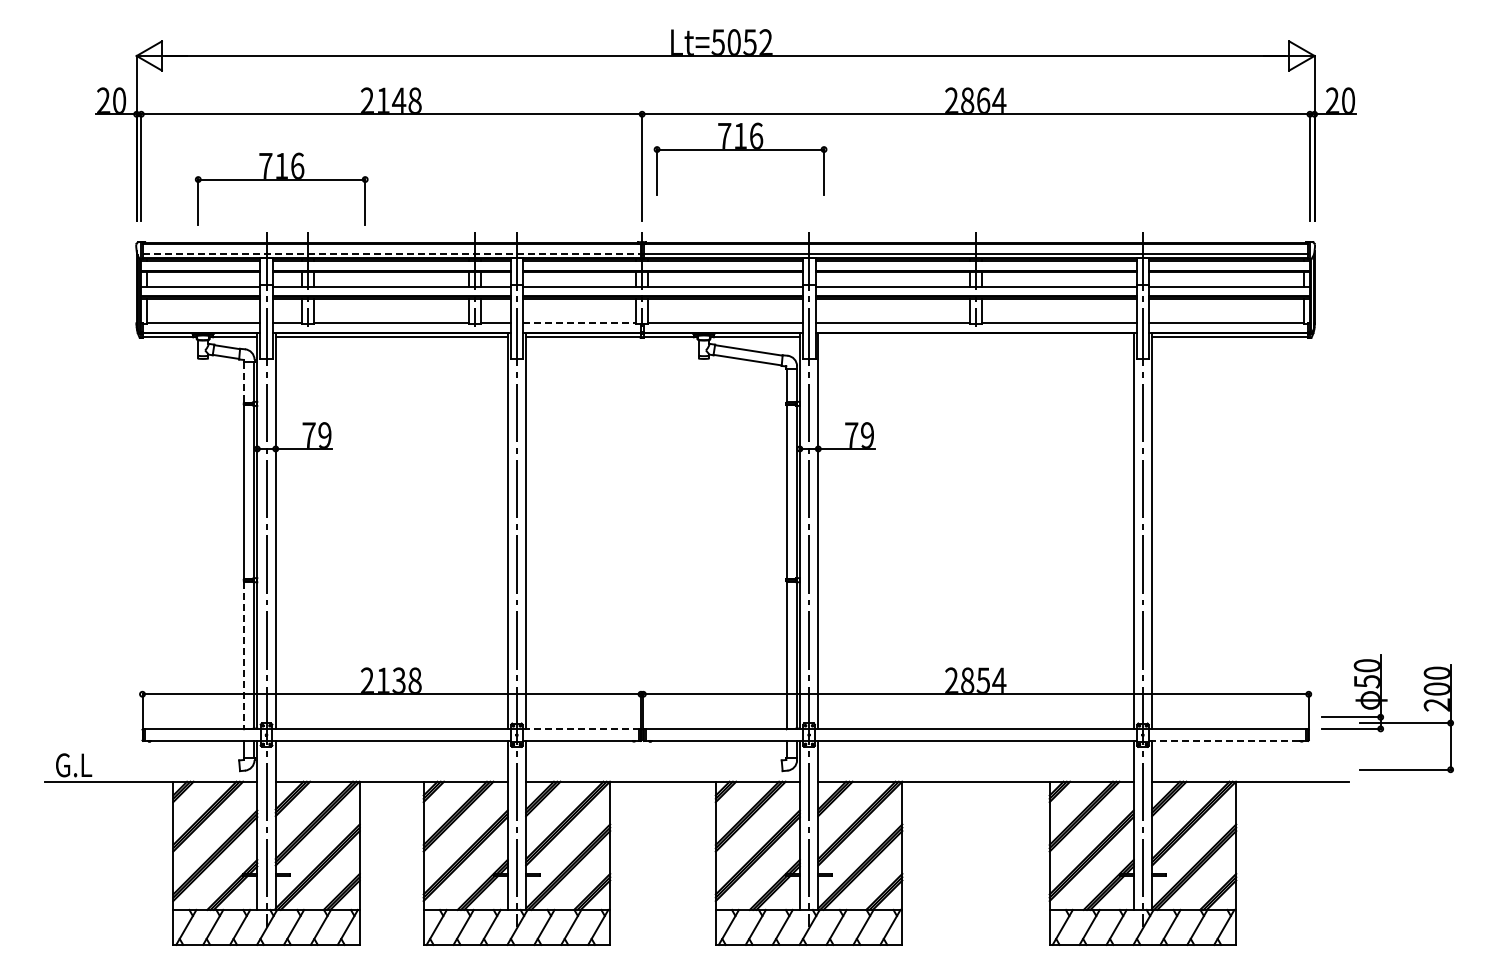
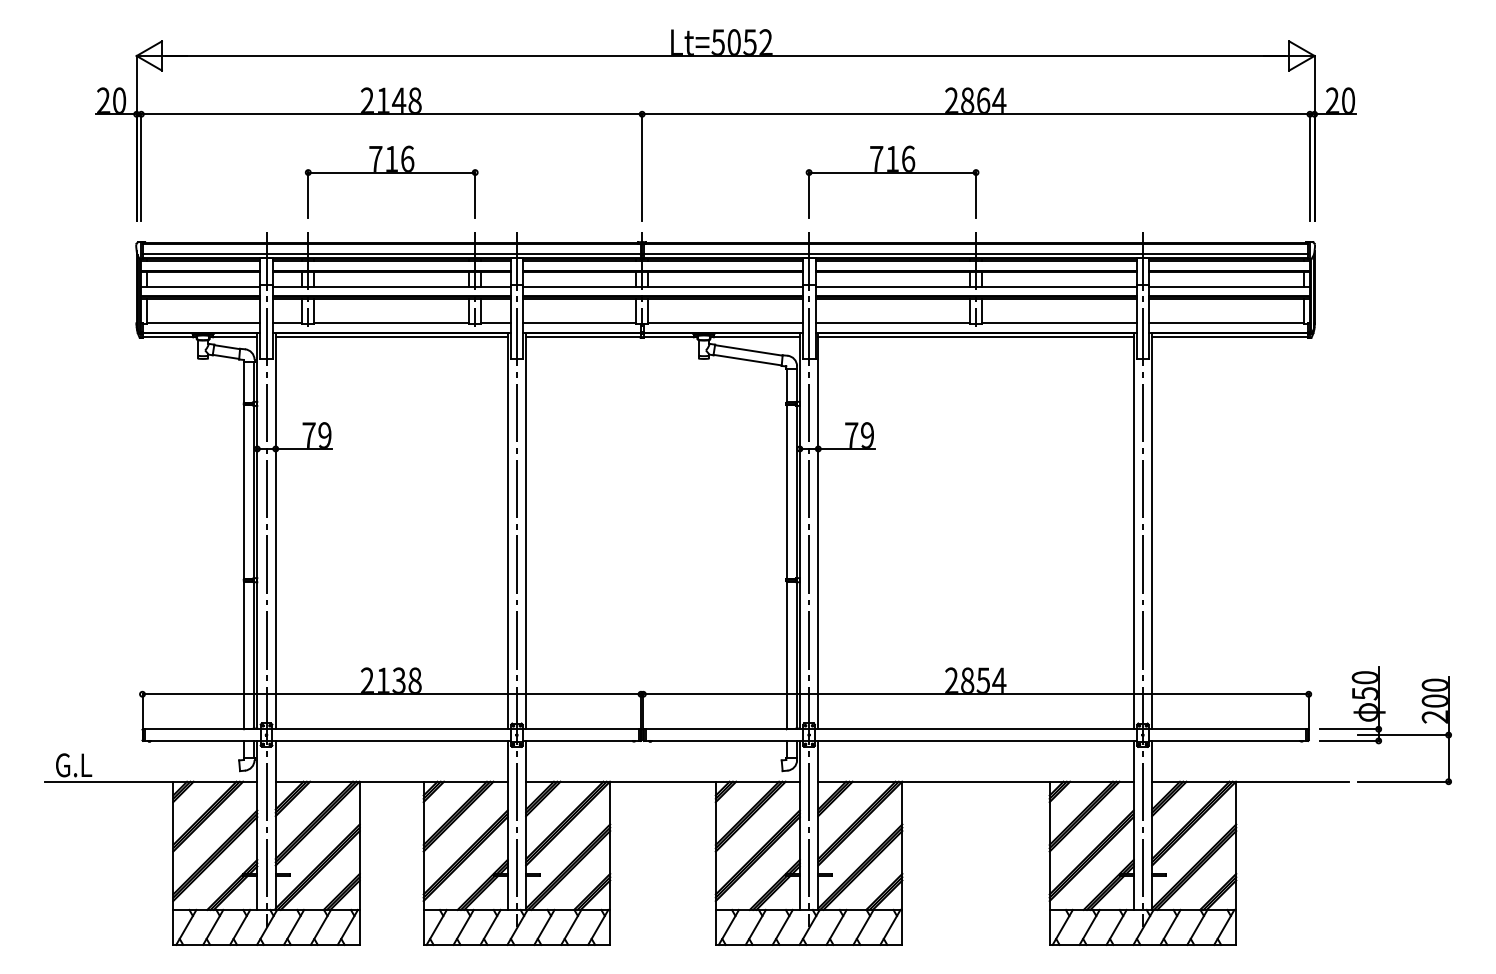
part position: (740, 150) -> (892, 173) (892, 173)
part position: (281, 180) -> (391, 173) (391, 173)
line: dashed -> solid (391, 253)
line: dashed -> solid (580, 322)
line: none -> present (975, 337)
line: dashed -> solid (244, 382)
line: dashed -> solid (244, 655)
part position: (1387, 713) -> (1385, 725) (1385, 725)
line: dashed -> solid (580, 729)
line: dashed -> solid (1227, 740)
